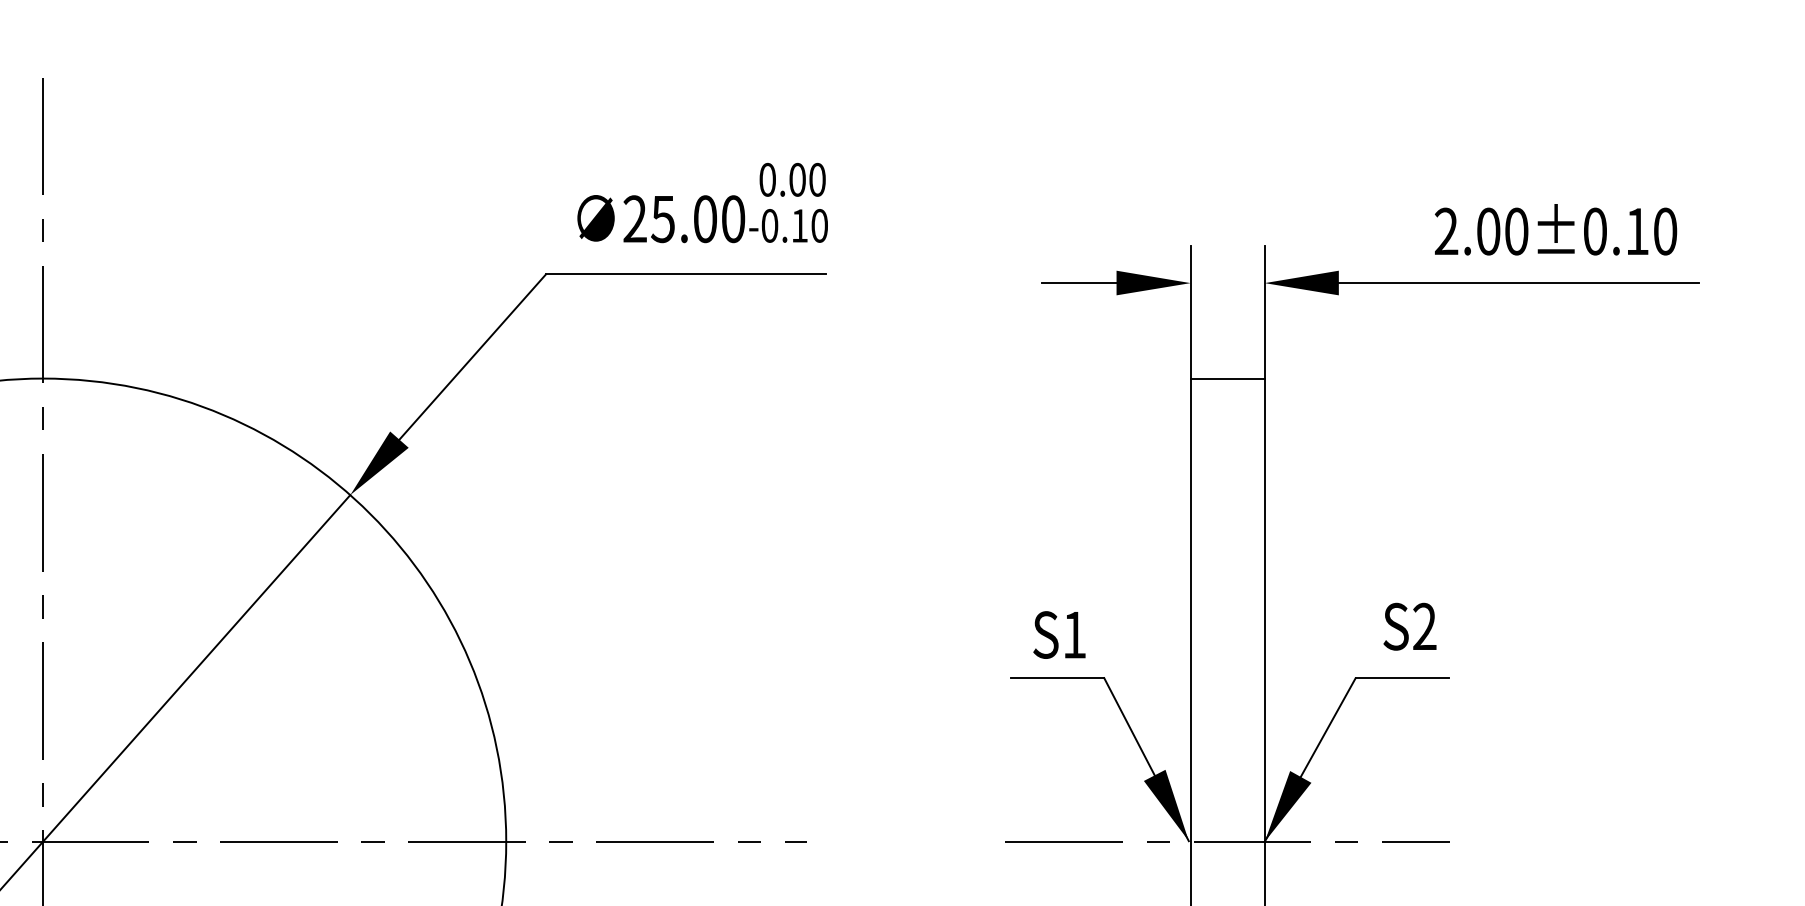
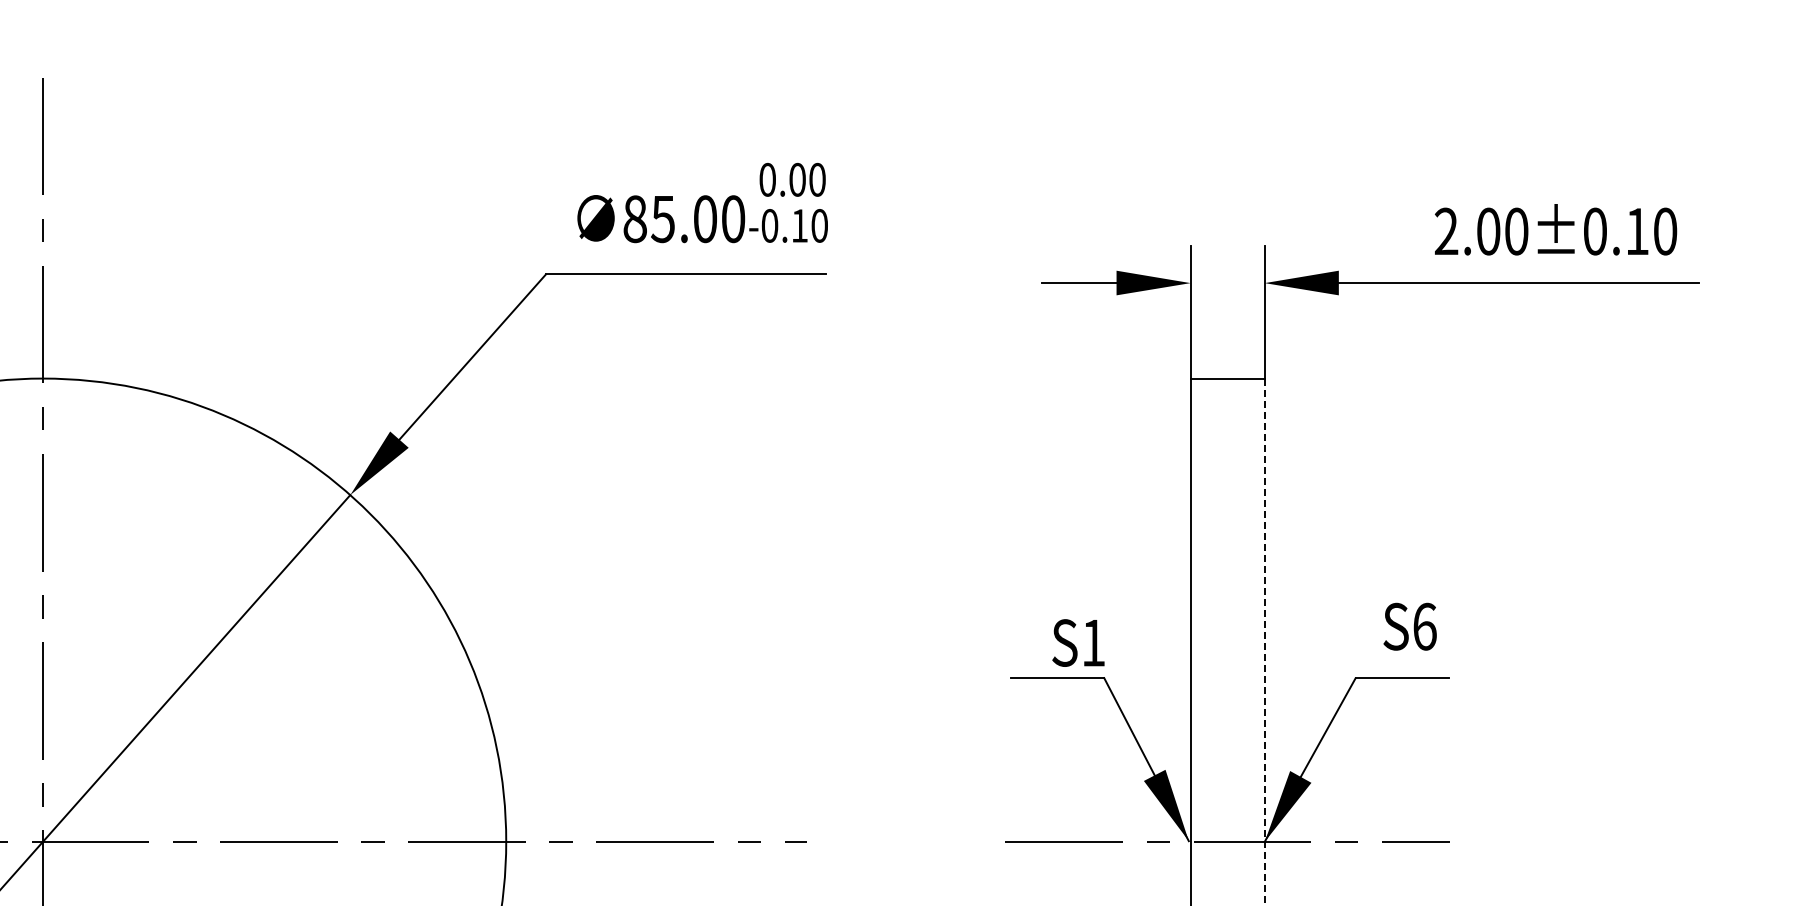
text: 25.00 -> 85.00 (634, 219)
text: S2 -> S6 (1424, 626)
text position: (1059, 634) -> (1078, 642) (1078, 642)
line: solid -> dashed (1264, 642)
